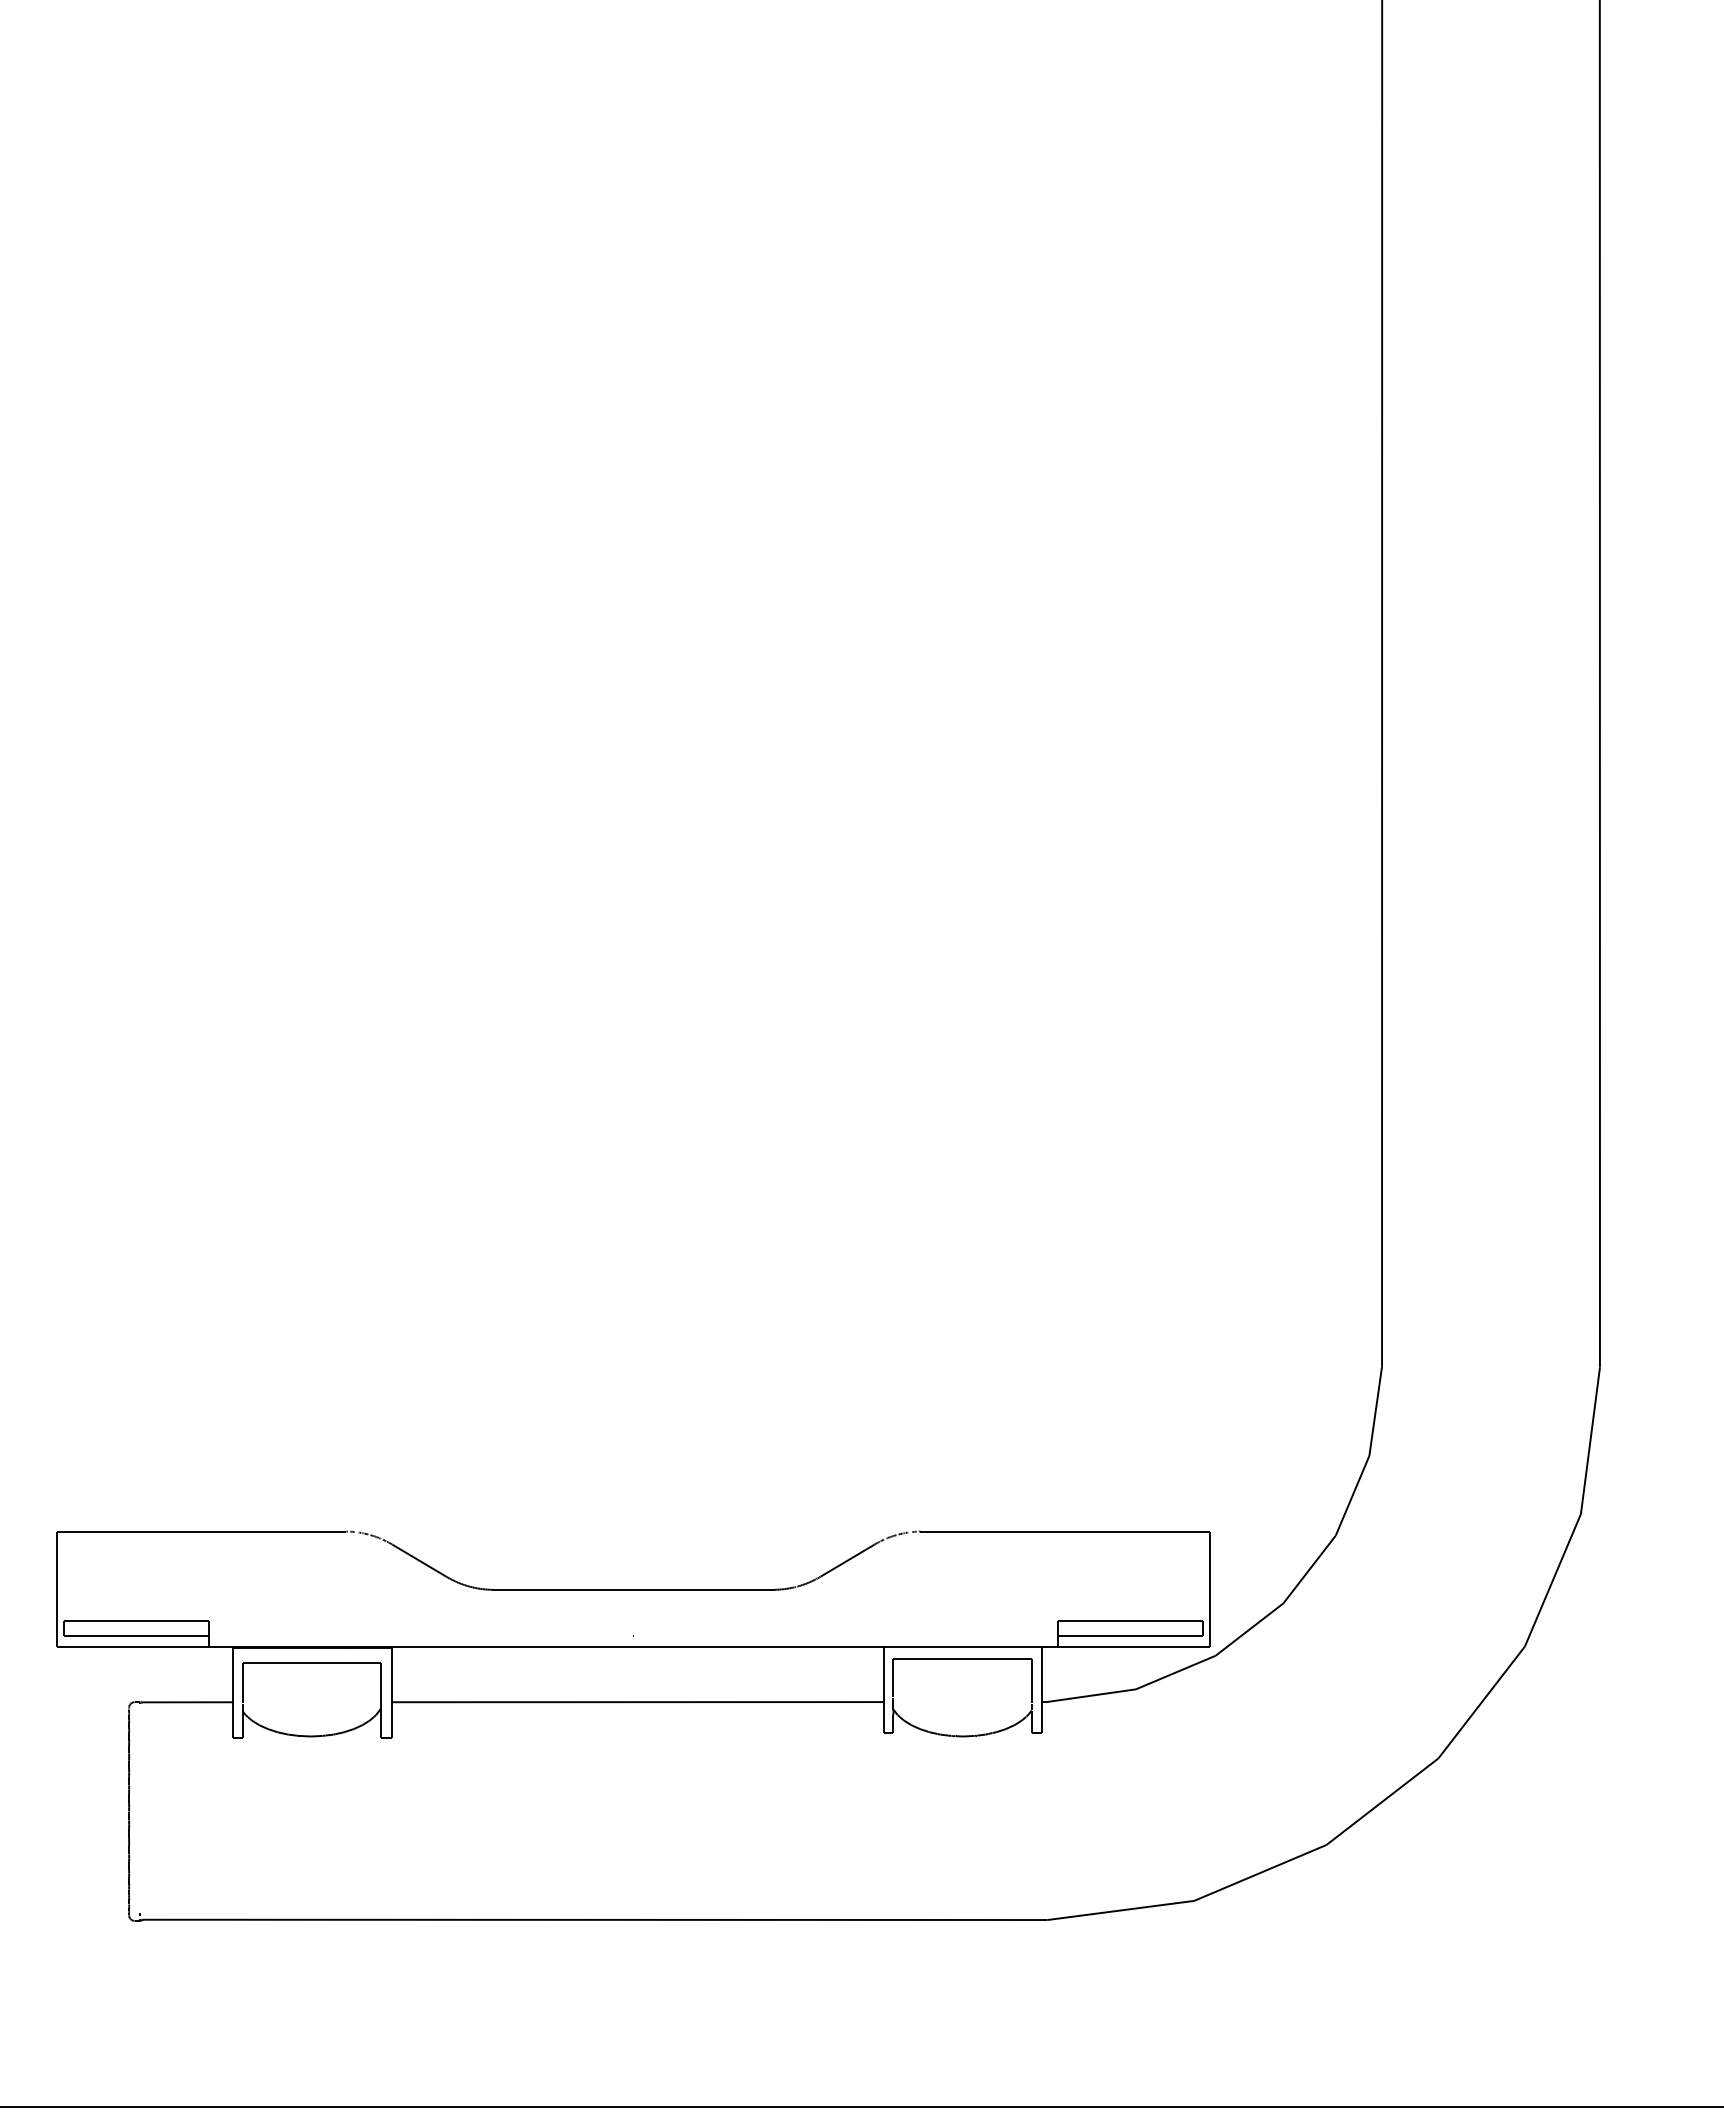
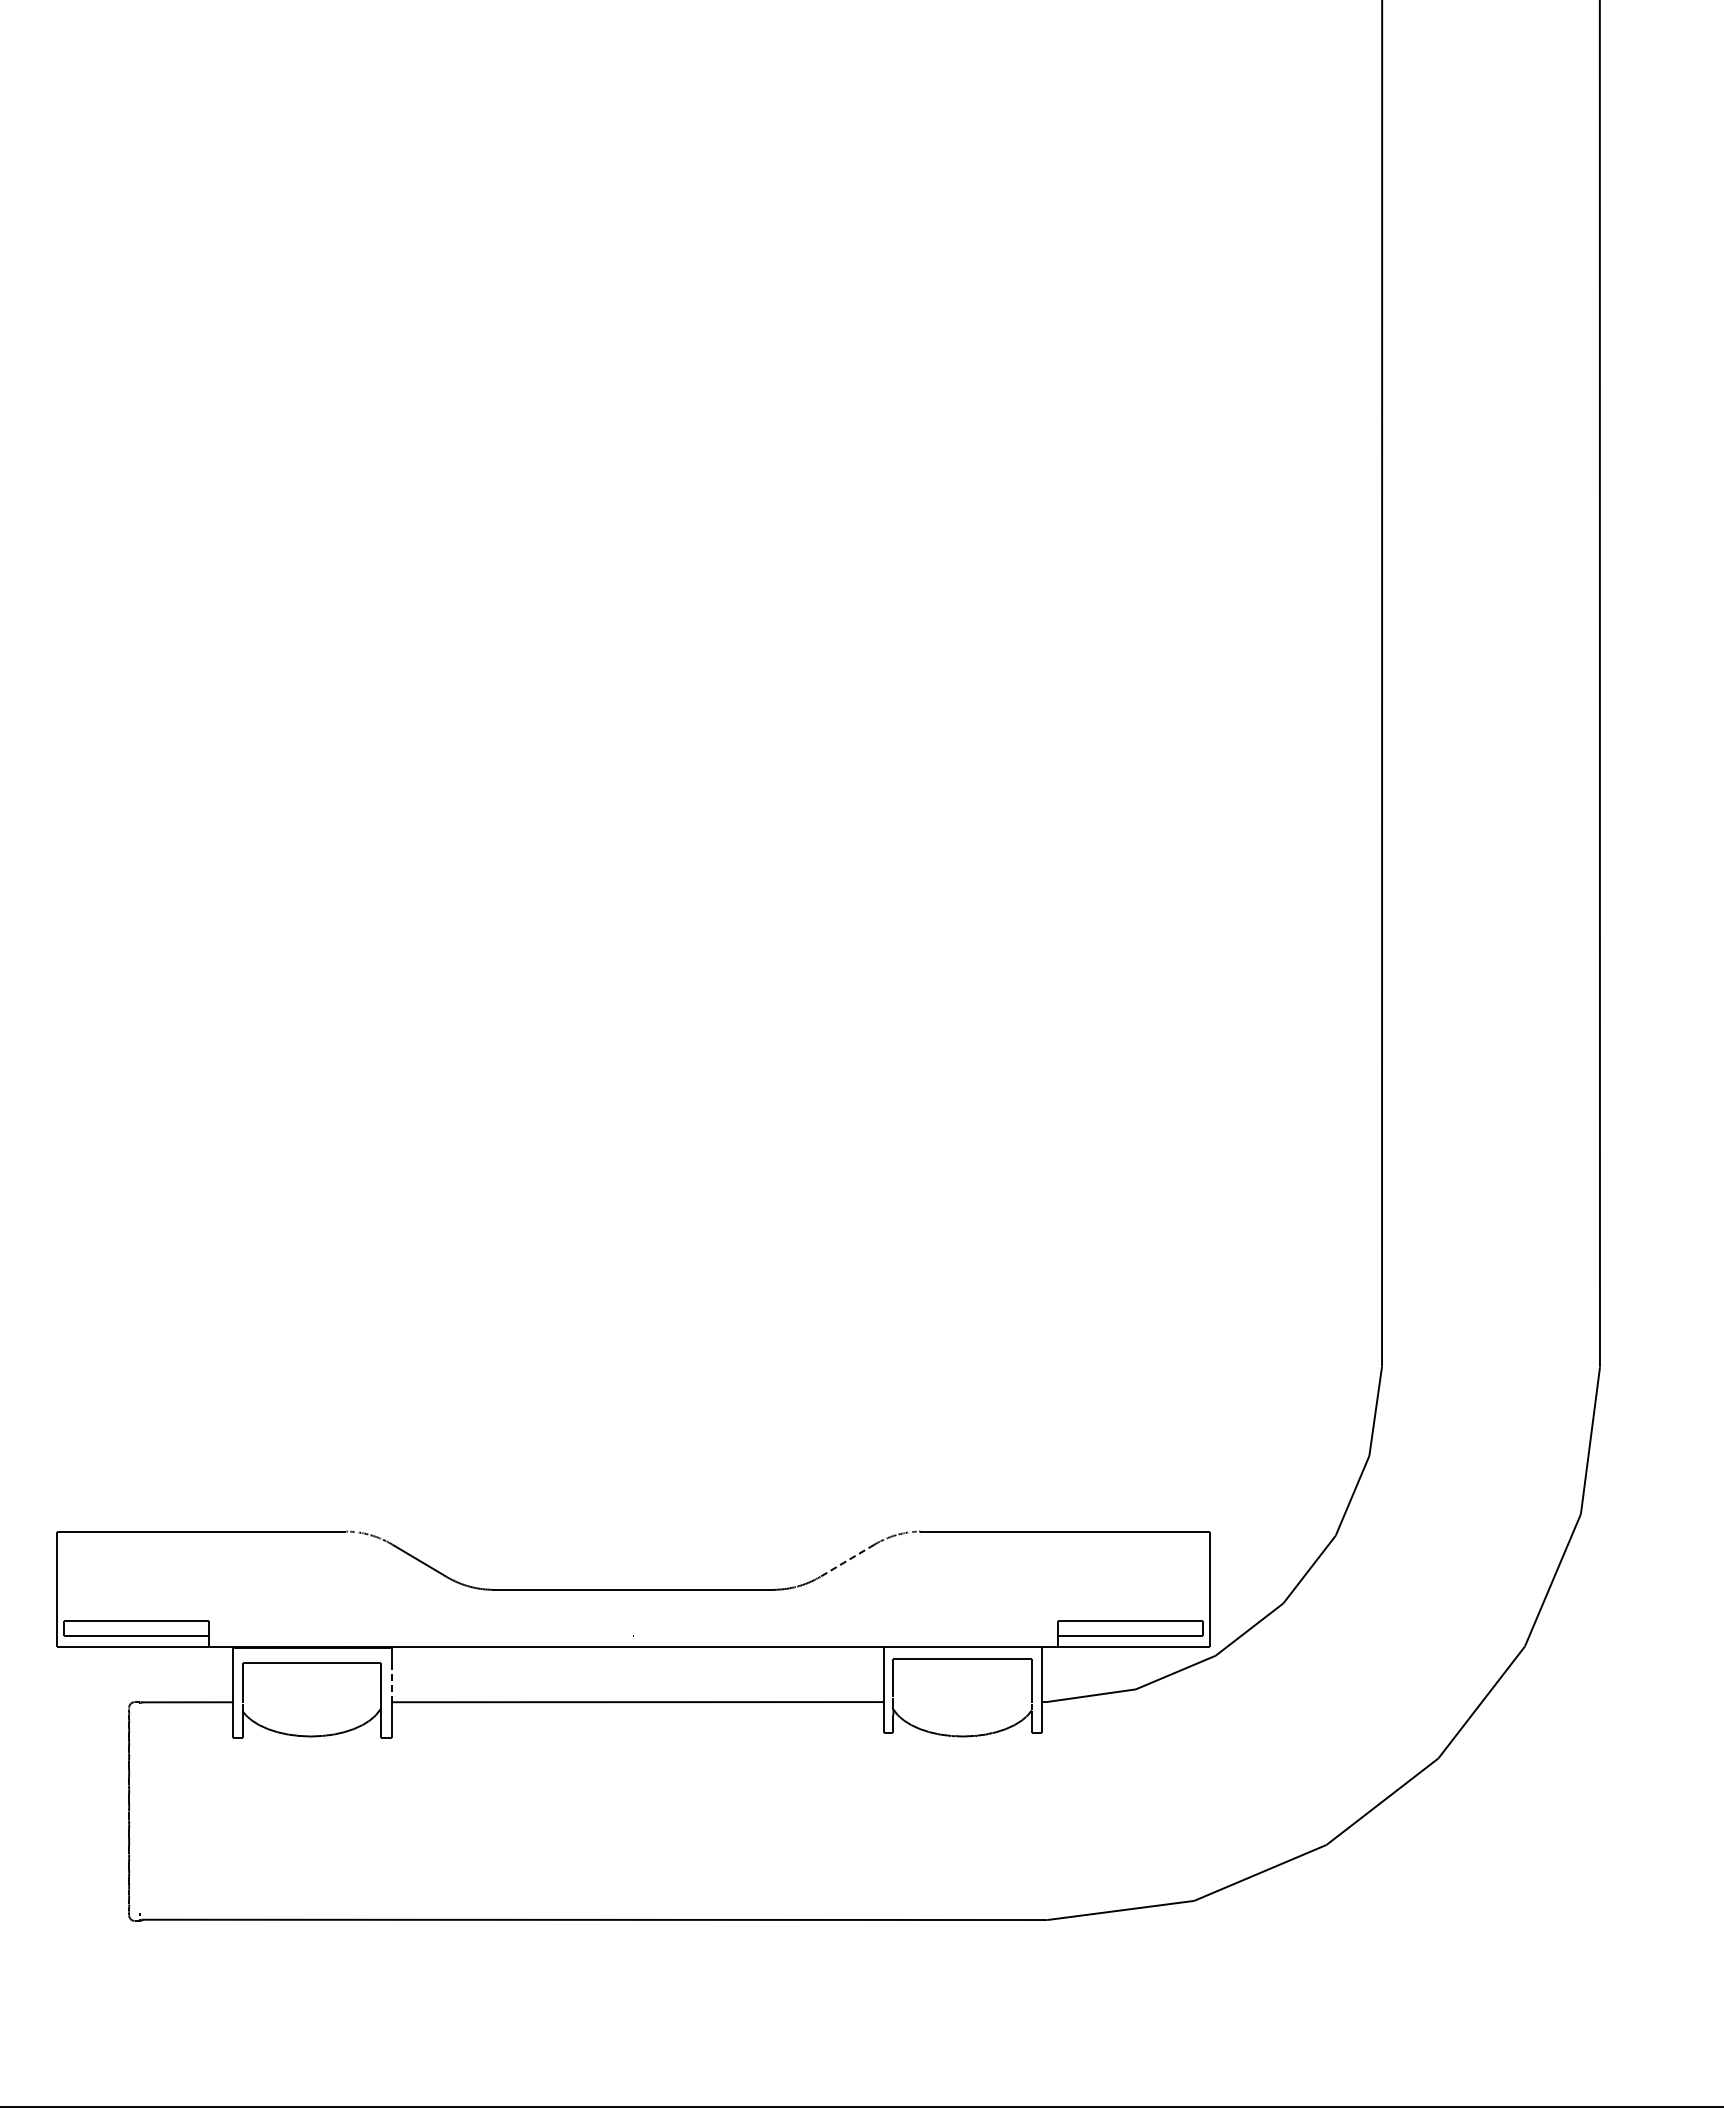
line: solid -> dashed (847, 1560)
line: solid -> dashed (391, 1683)
